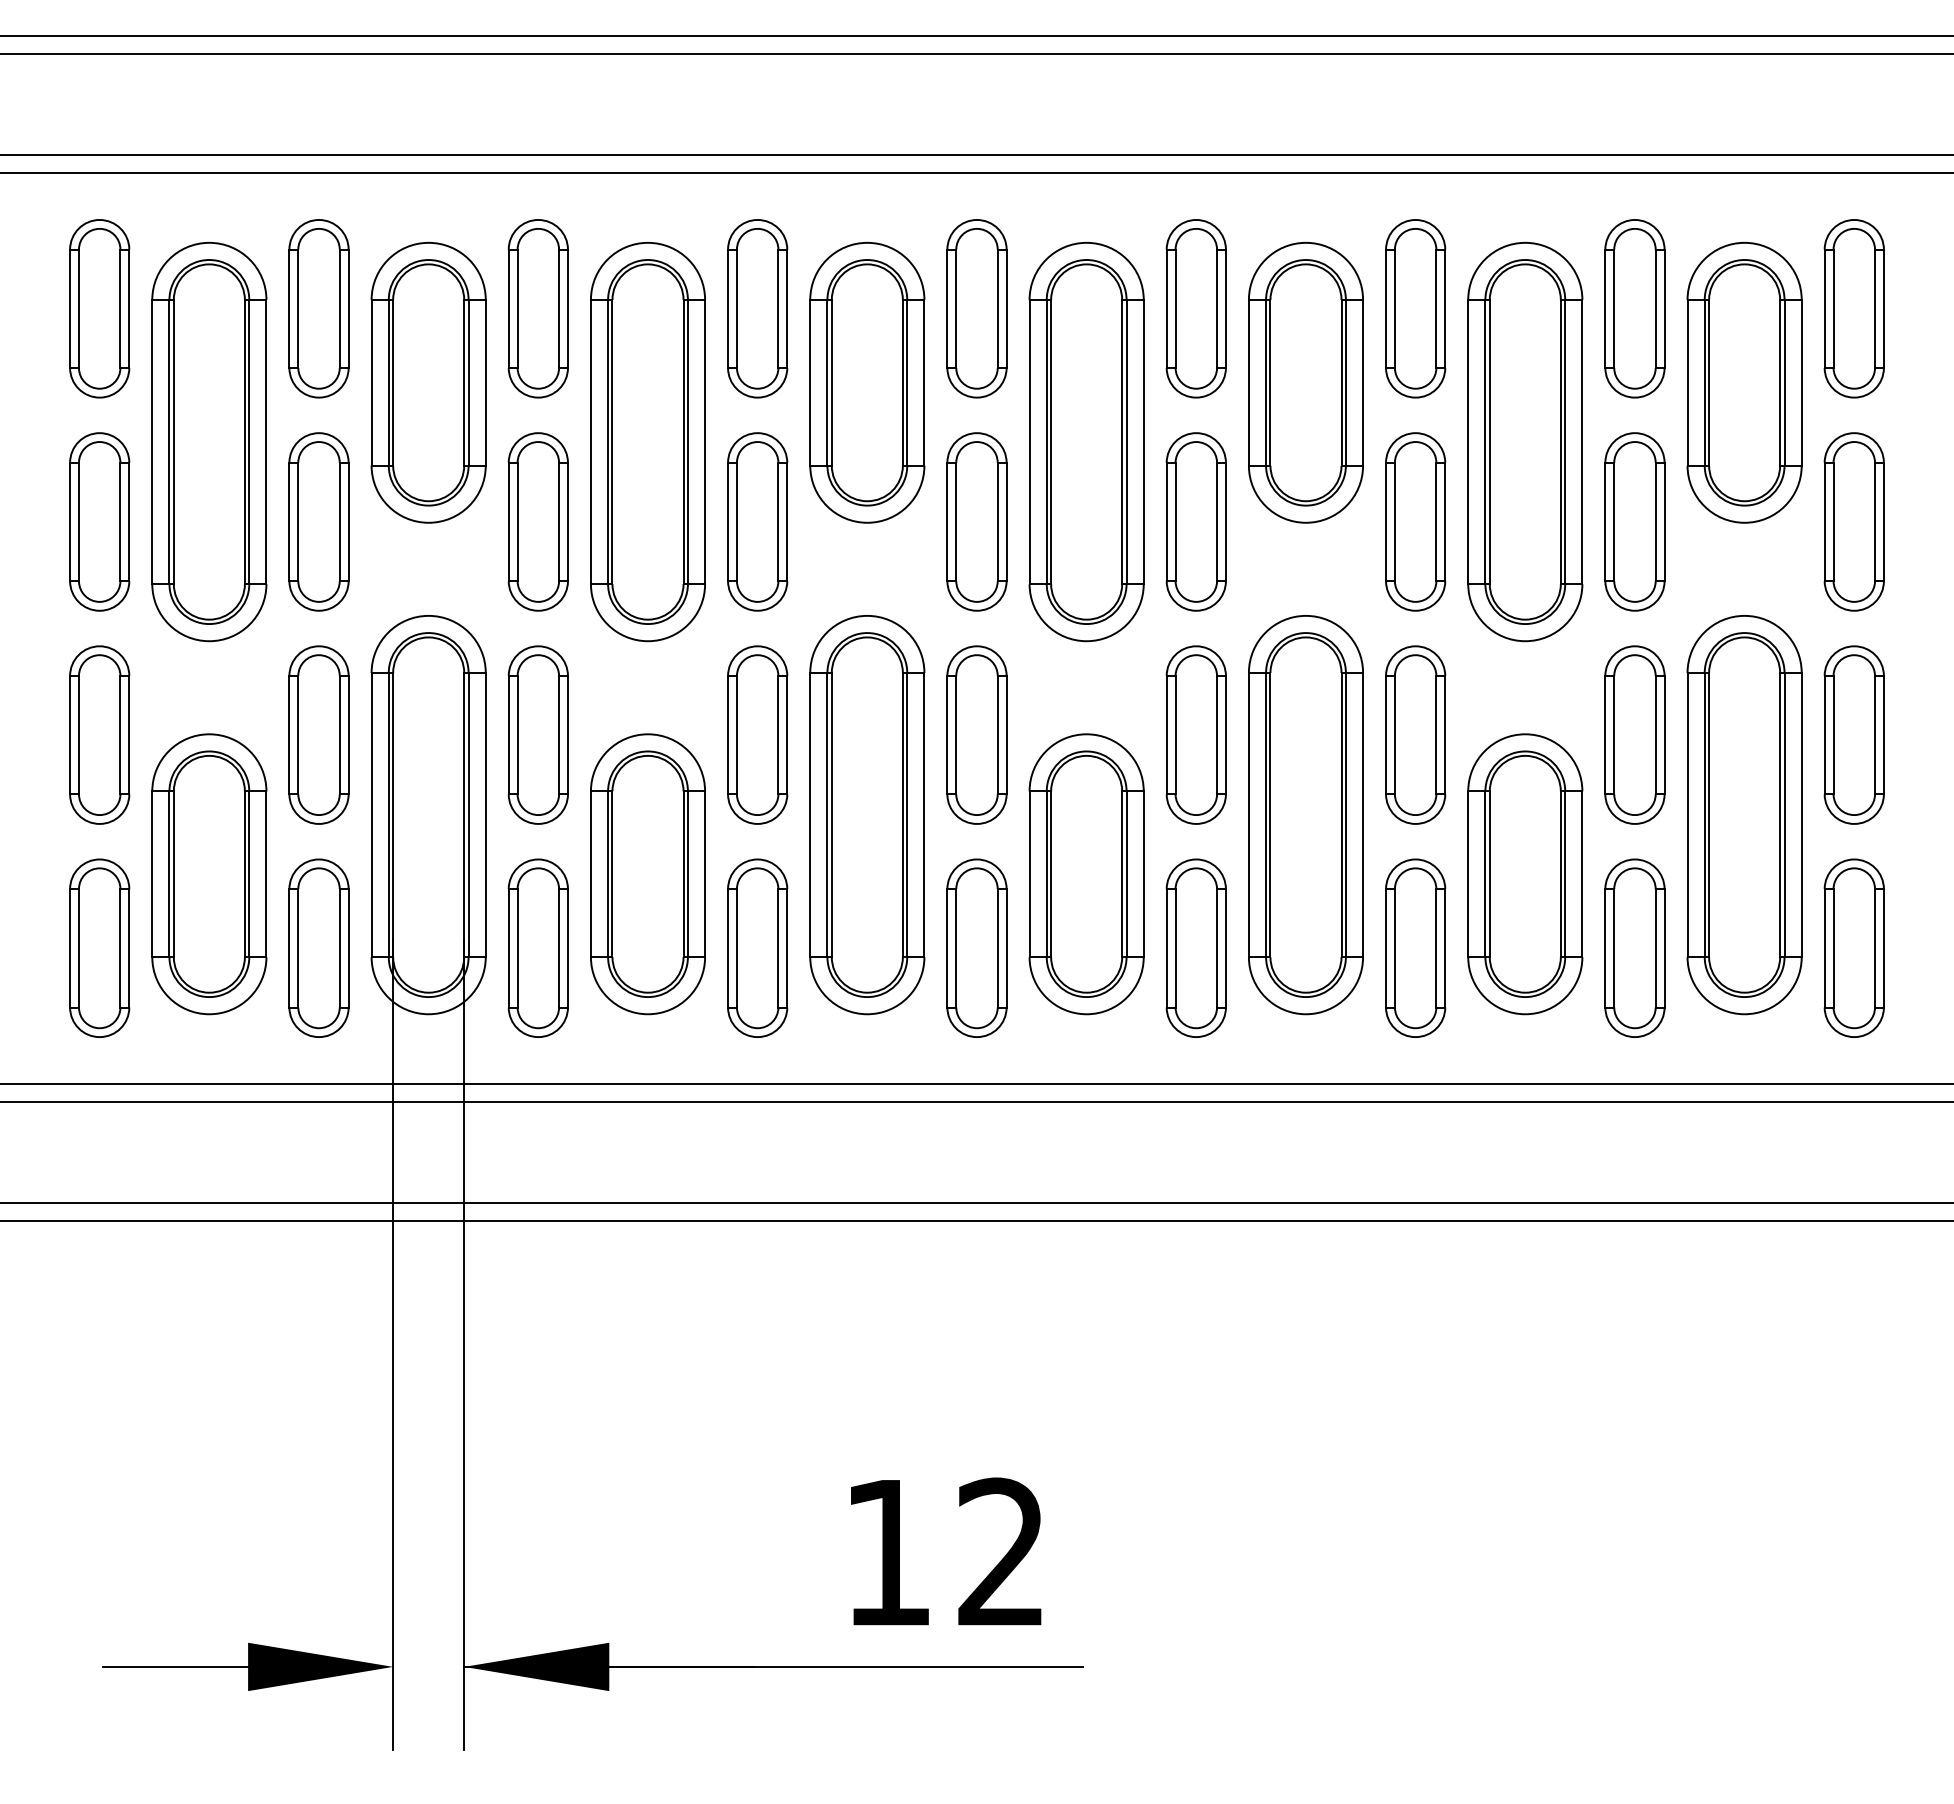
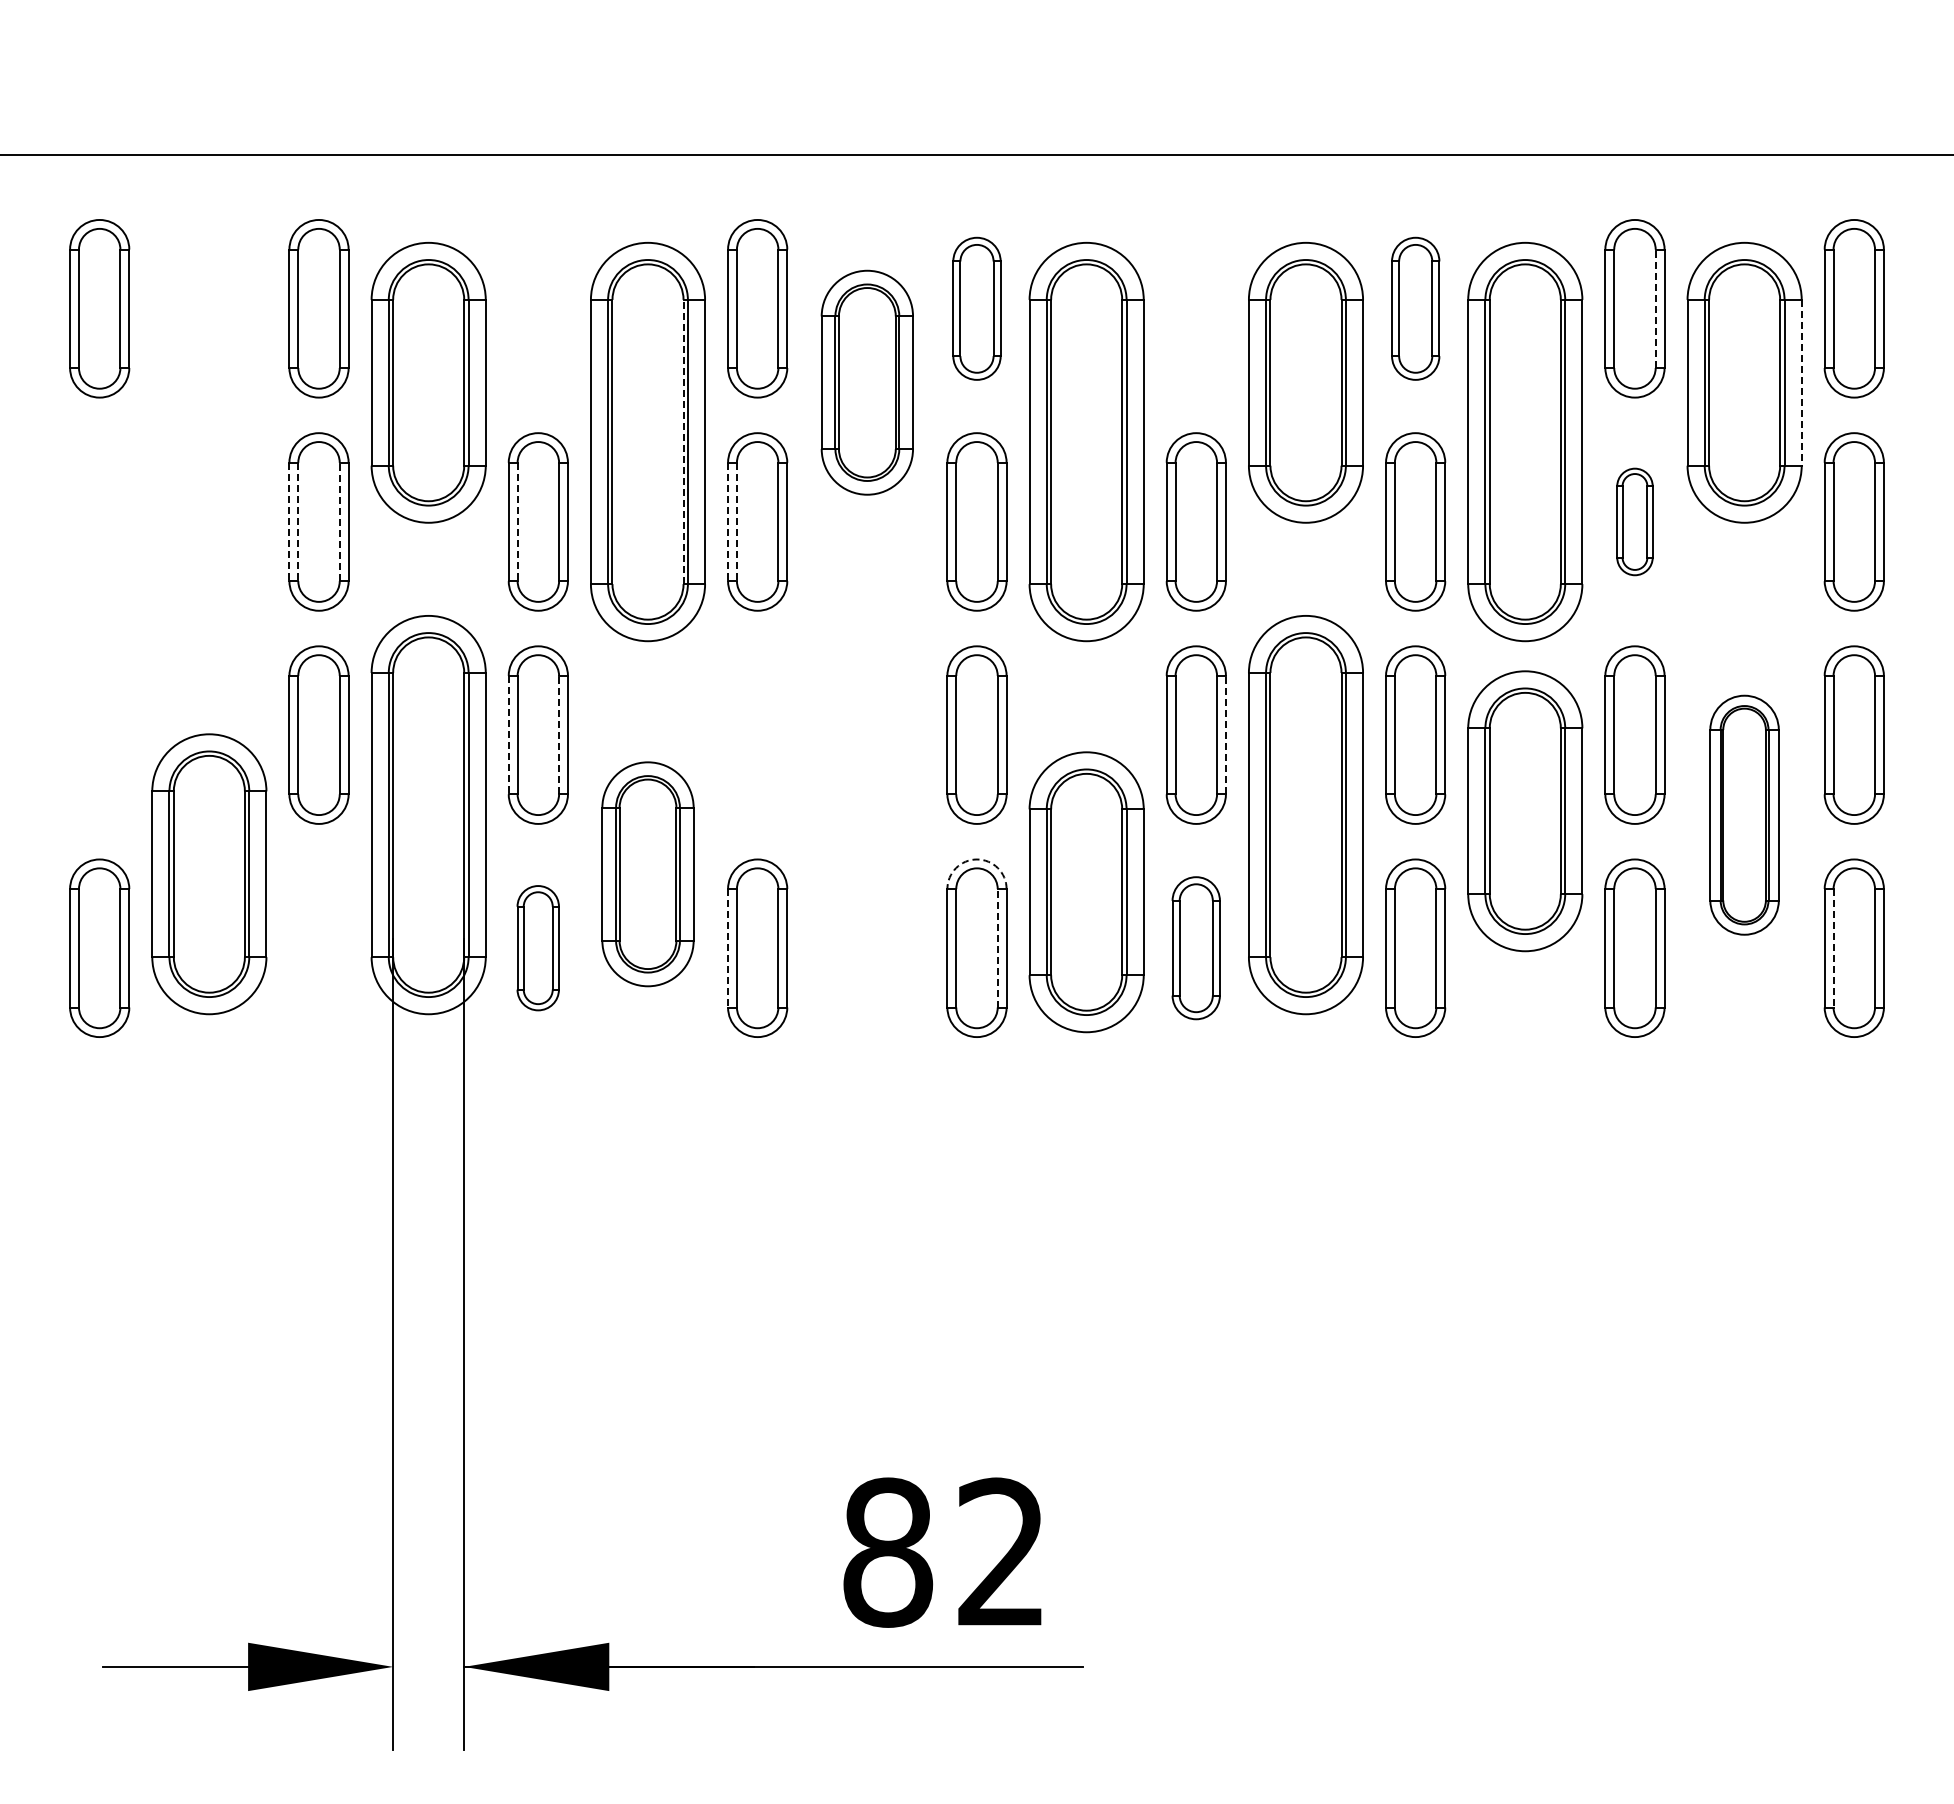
line: present -> none (976, 36)
line: present -> none (976, 54)
line: present -> none (976, 172)
part: present -> none (537, 308)
part size: 62x180 px -> 50x145 px (976, 308)
part: present -> none (1195, 308)
part size: 62x180 px -> 50x145 px (1415, 308)
line: solid -> dashed (1655, 308)
part size: 117x283 px -> 94x227 px (866, 382)
line: solid -> dashed (1801, 382)
part: present -> none (209, 441)
line: solid -> dashed (683, 441)
part: present -> none (99, 521)
line: solid -> dashed (339, 521)
part size: 62x180 px -> 38x110 px (1634, 521)
line: solid -> dashed (289, 522)
line: solid -> dashed (298, 522)
line: solid -> dashed (517, 522)
line: solid -> dashed (728, 522)
line: solid -> dashed (736, 522)
part: present -> none (99, 734)
line: solid -> dashed (559, 734)
part: present -> none (757, 734)
line: solid -> dashed (1225, 734)
line: solid -> dashed (508, 735)
part: present -> none (867, 815)
part size: 117x401 px -> 71x242 px (1744, 814)
arc: solid -> dashed (977, 859)
part size: 116x283 px -> 94x227 px (647, 874)
part position: (1086, 874) -> (1086, 892) (1086, 892)
part position: (1525, 874) -> (1525, 811) (1525, 811)
part: present -> none (318, 947)
part size: 62x180 px -> 44x127 px (537, 948)
line: solid -> dashed (997, 947)
part size: 62x180 px -> 50x145 px (1195, 948)
line: solid -> dashed (728, 948)
line: solid -> dashed (1833, 948)
line: present -> none (976, 1084)
line: present -> none (976, 1102)
line: present -> none (976, 1202)
line: present -> none (976, 1220)
text: 12 -> 82 (888, 1552)
